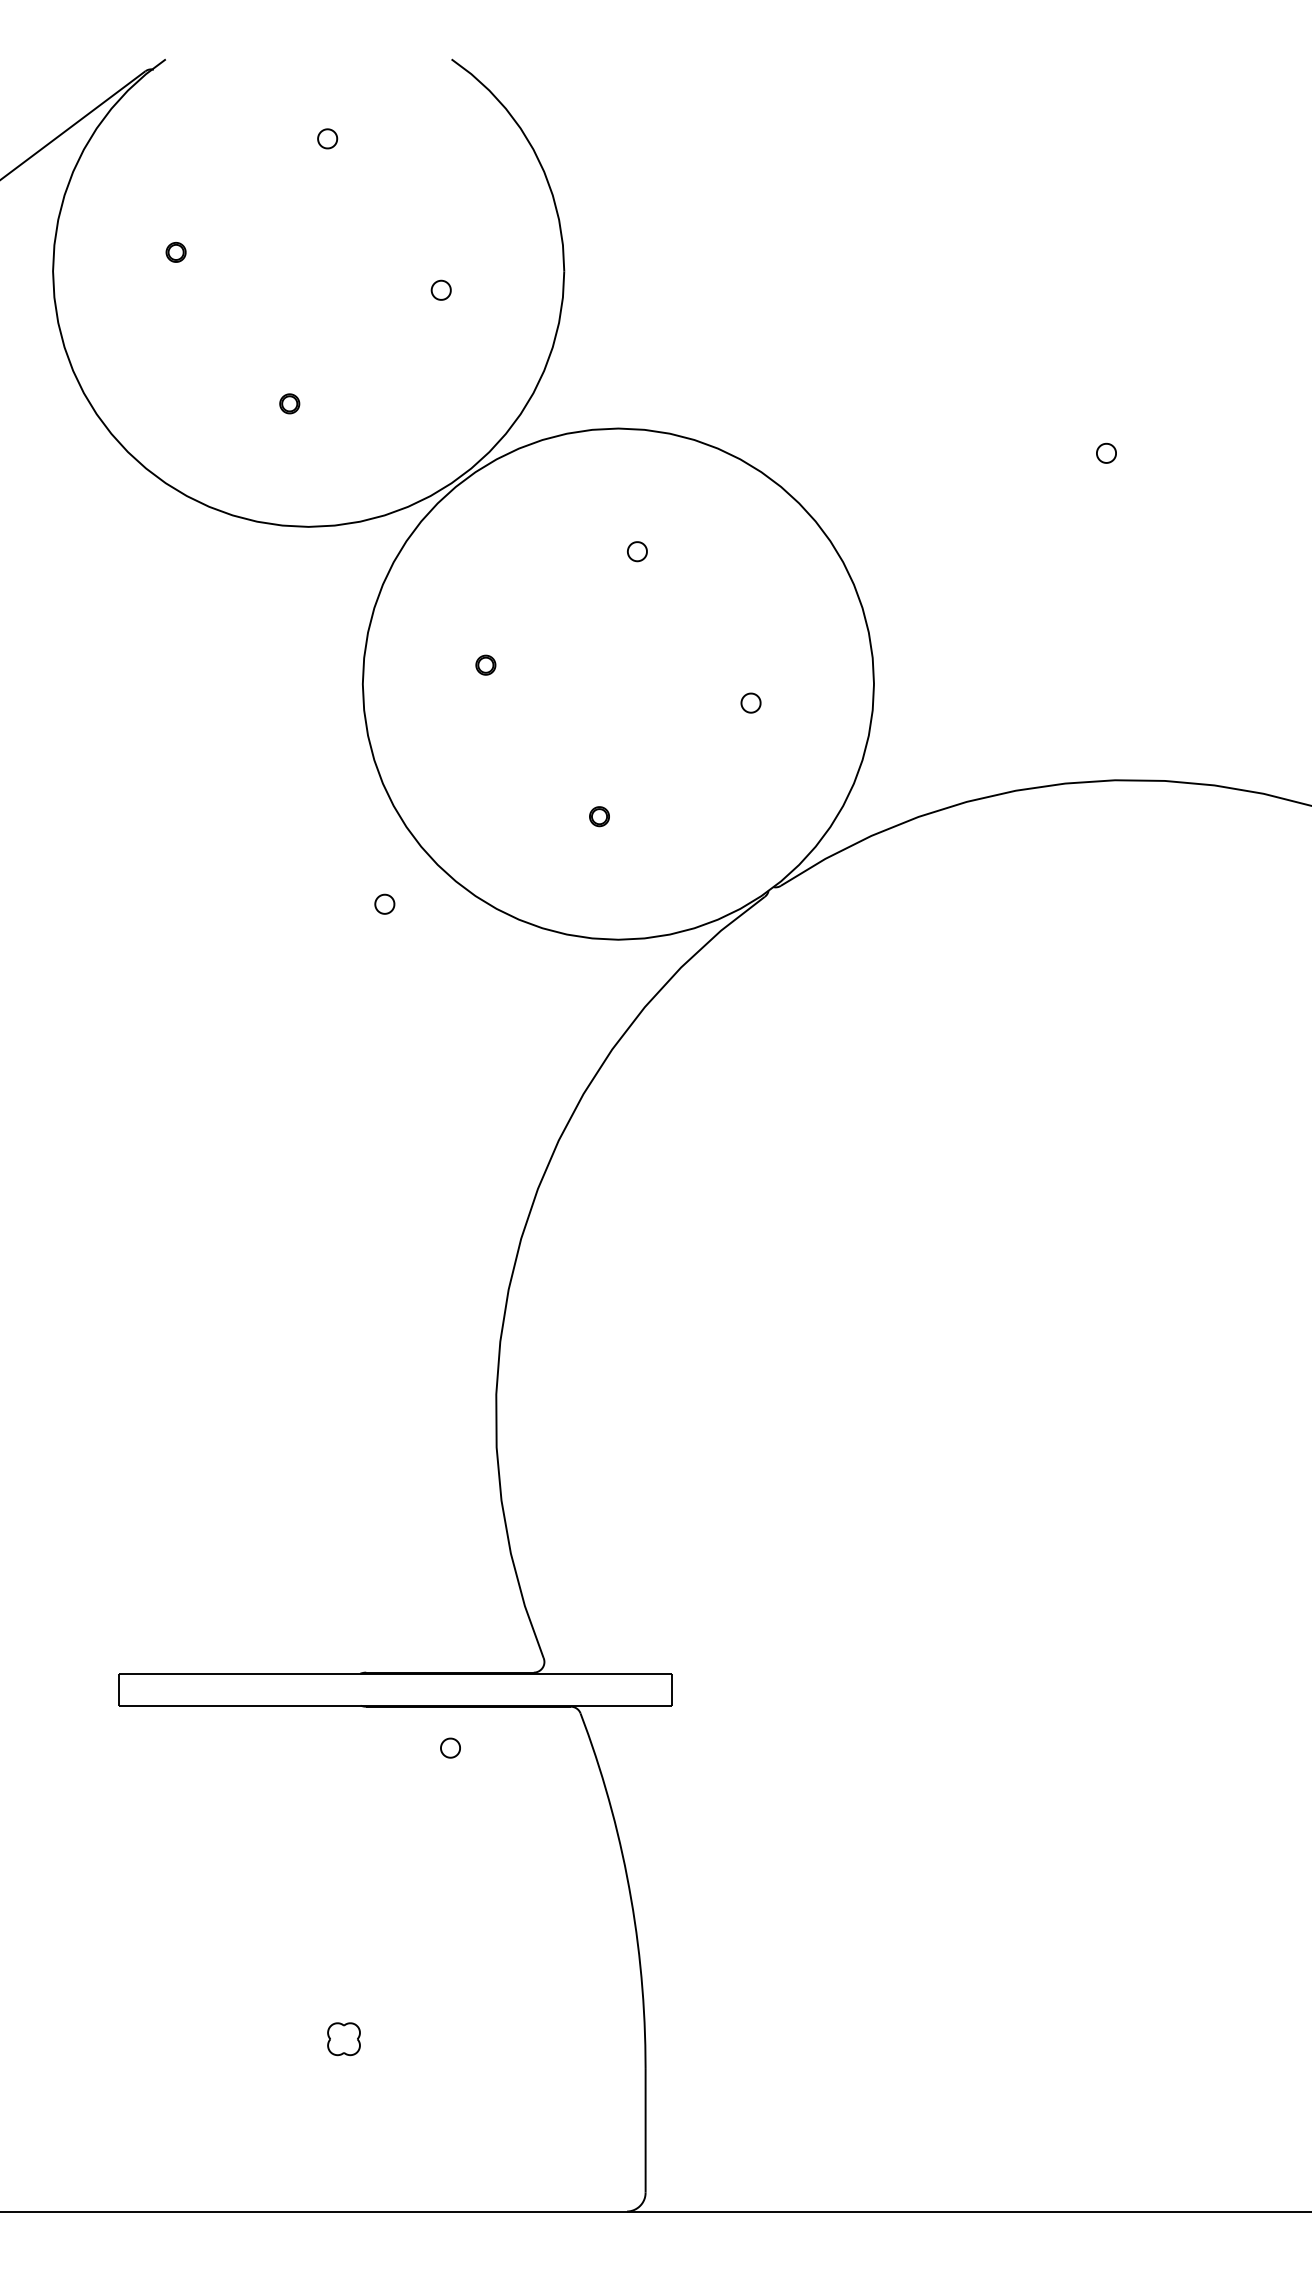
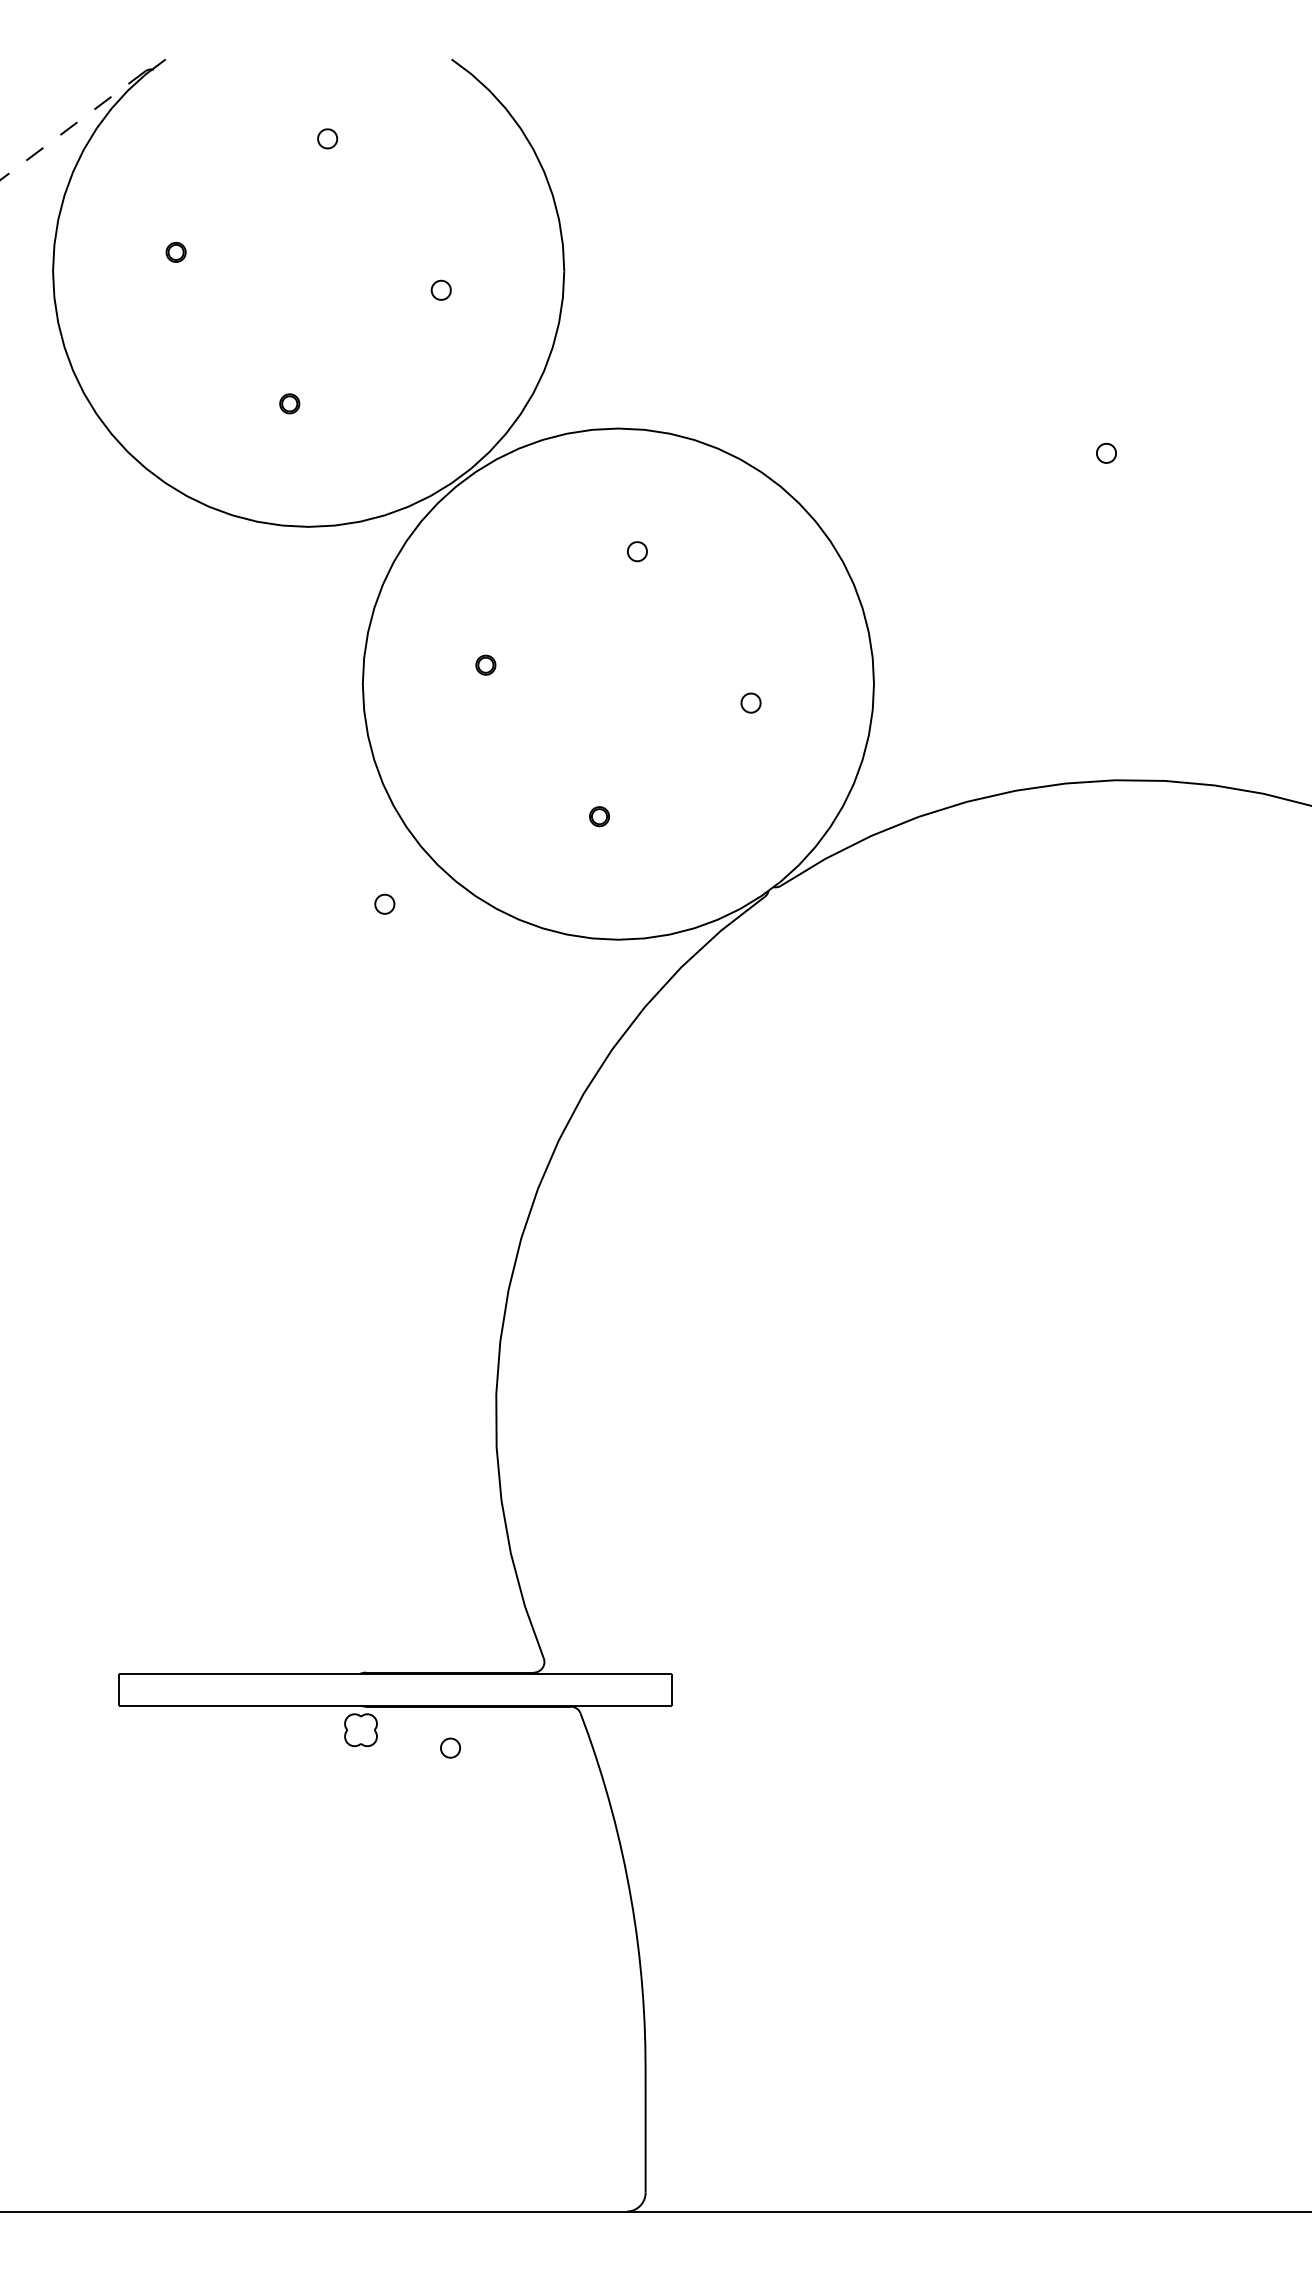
line: solid -> dashed (72, 125)
part position: (343, 2039) -> (360, 1730) (360, 1730)
